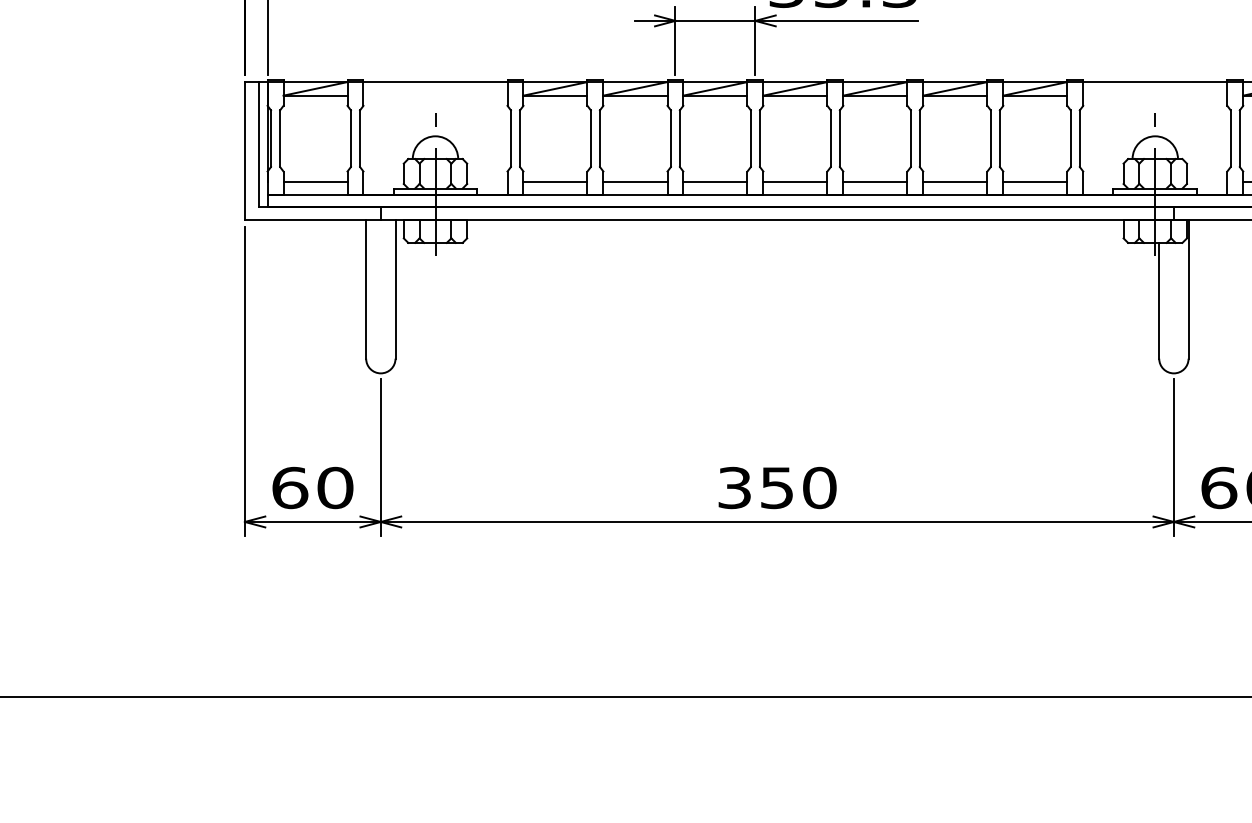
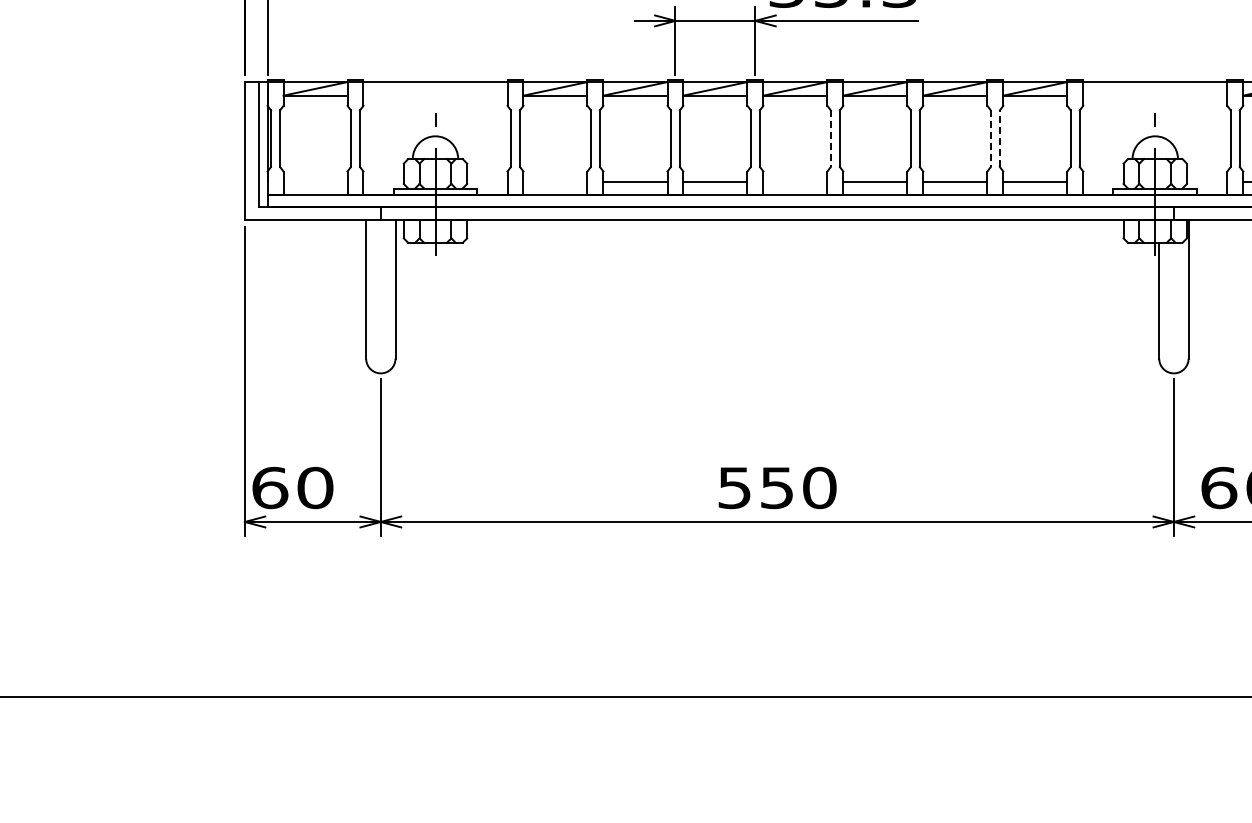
line: solid -> dashed (999, 138)
line: solid -> dashed (830, 139)
line: solid -> dashed (990, 139)
line: present -> none (315, 181)
line: present -> none (555, 181)
line: present -> none (795, 181)
text position: (312, 487) -> (292, 487) (292, 487)
text: 350 -> 550 (734, 487)
